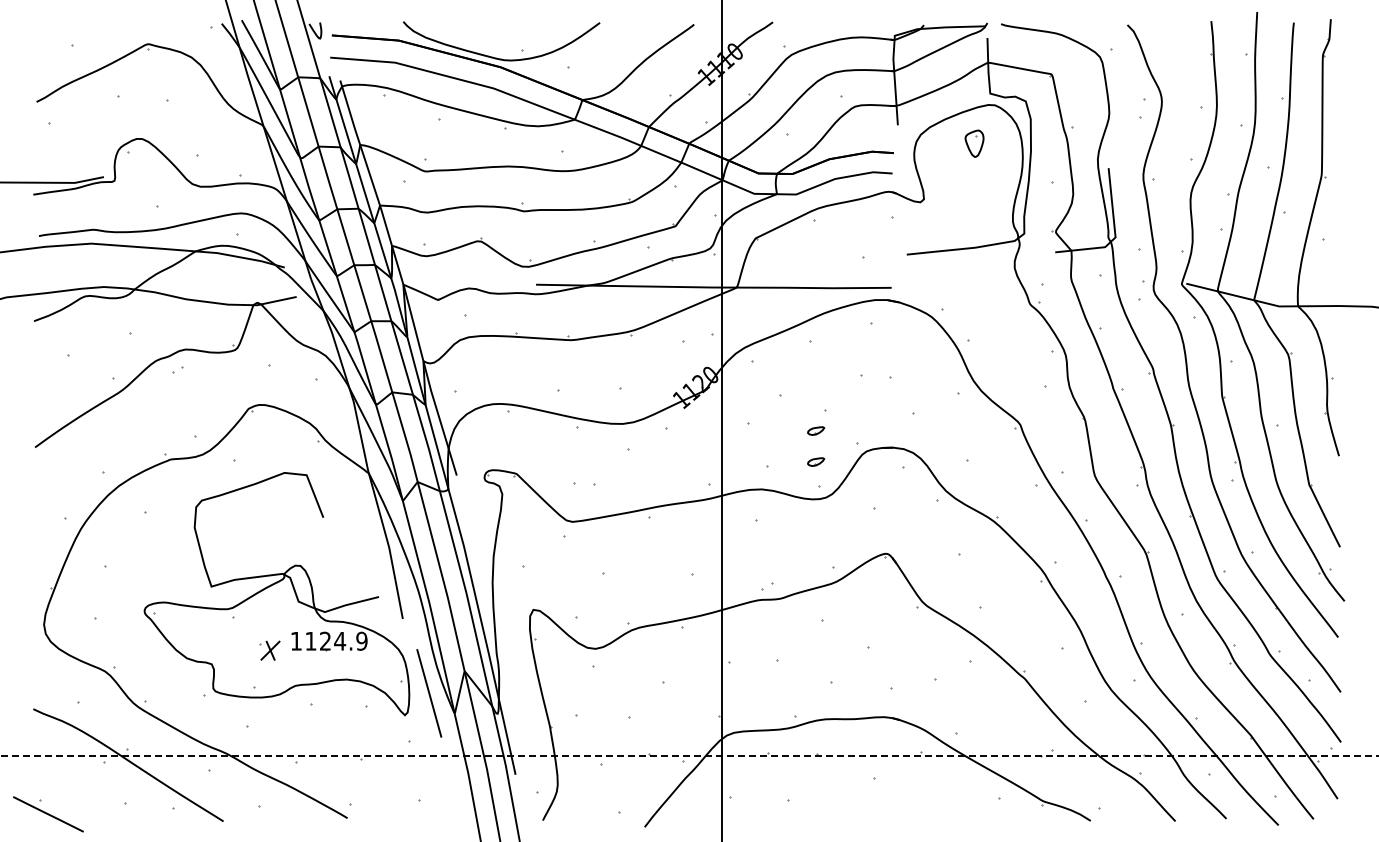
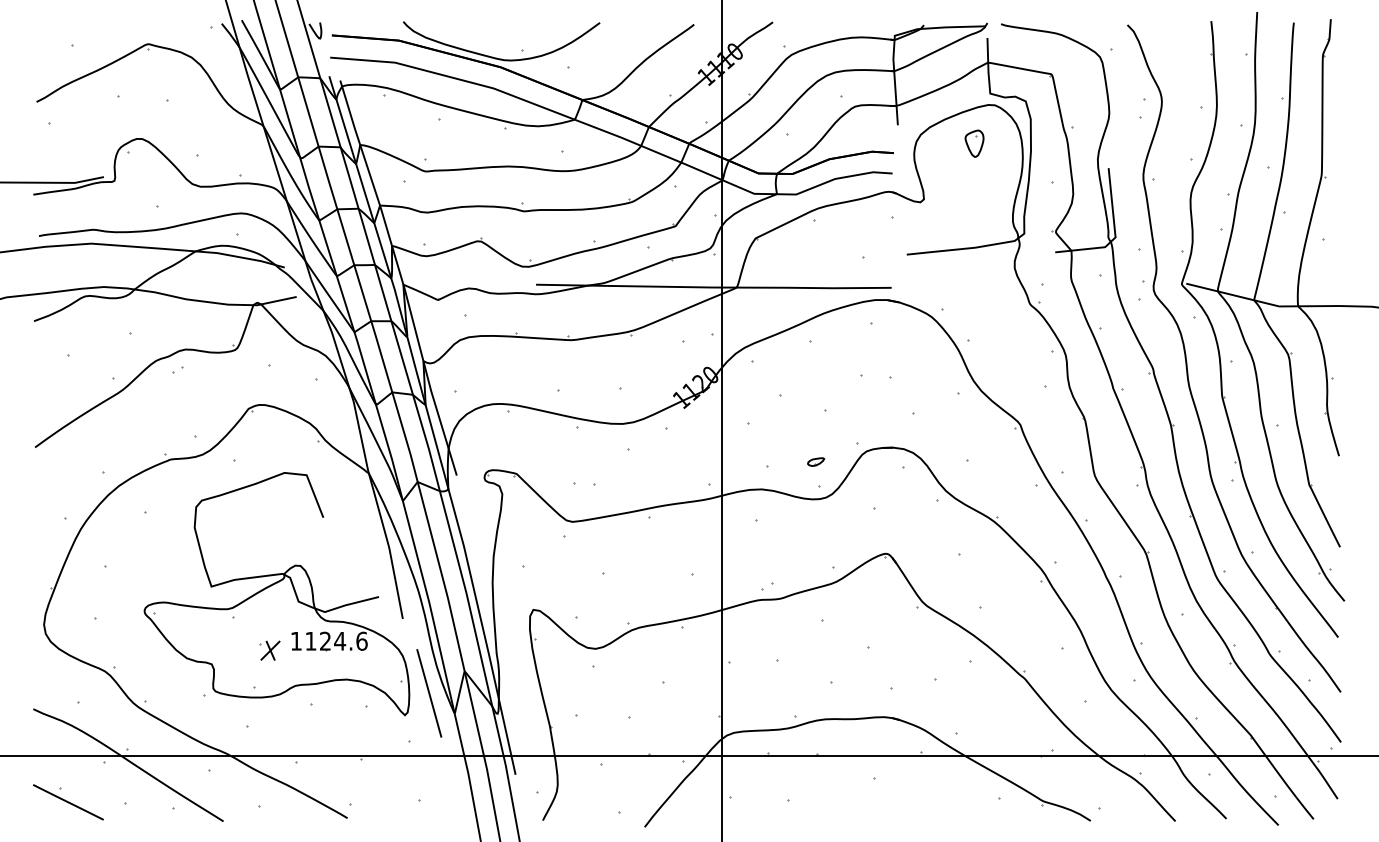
part: present -> none (816, 430)
text: 1124.9 -> 1124.6 (361, 640)
line: dashed -> solid (689, 755)
part position: (48, 814) -> (68, 802) (68, 802)
